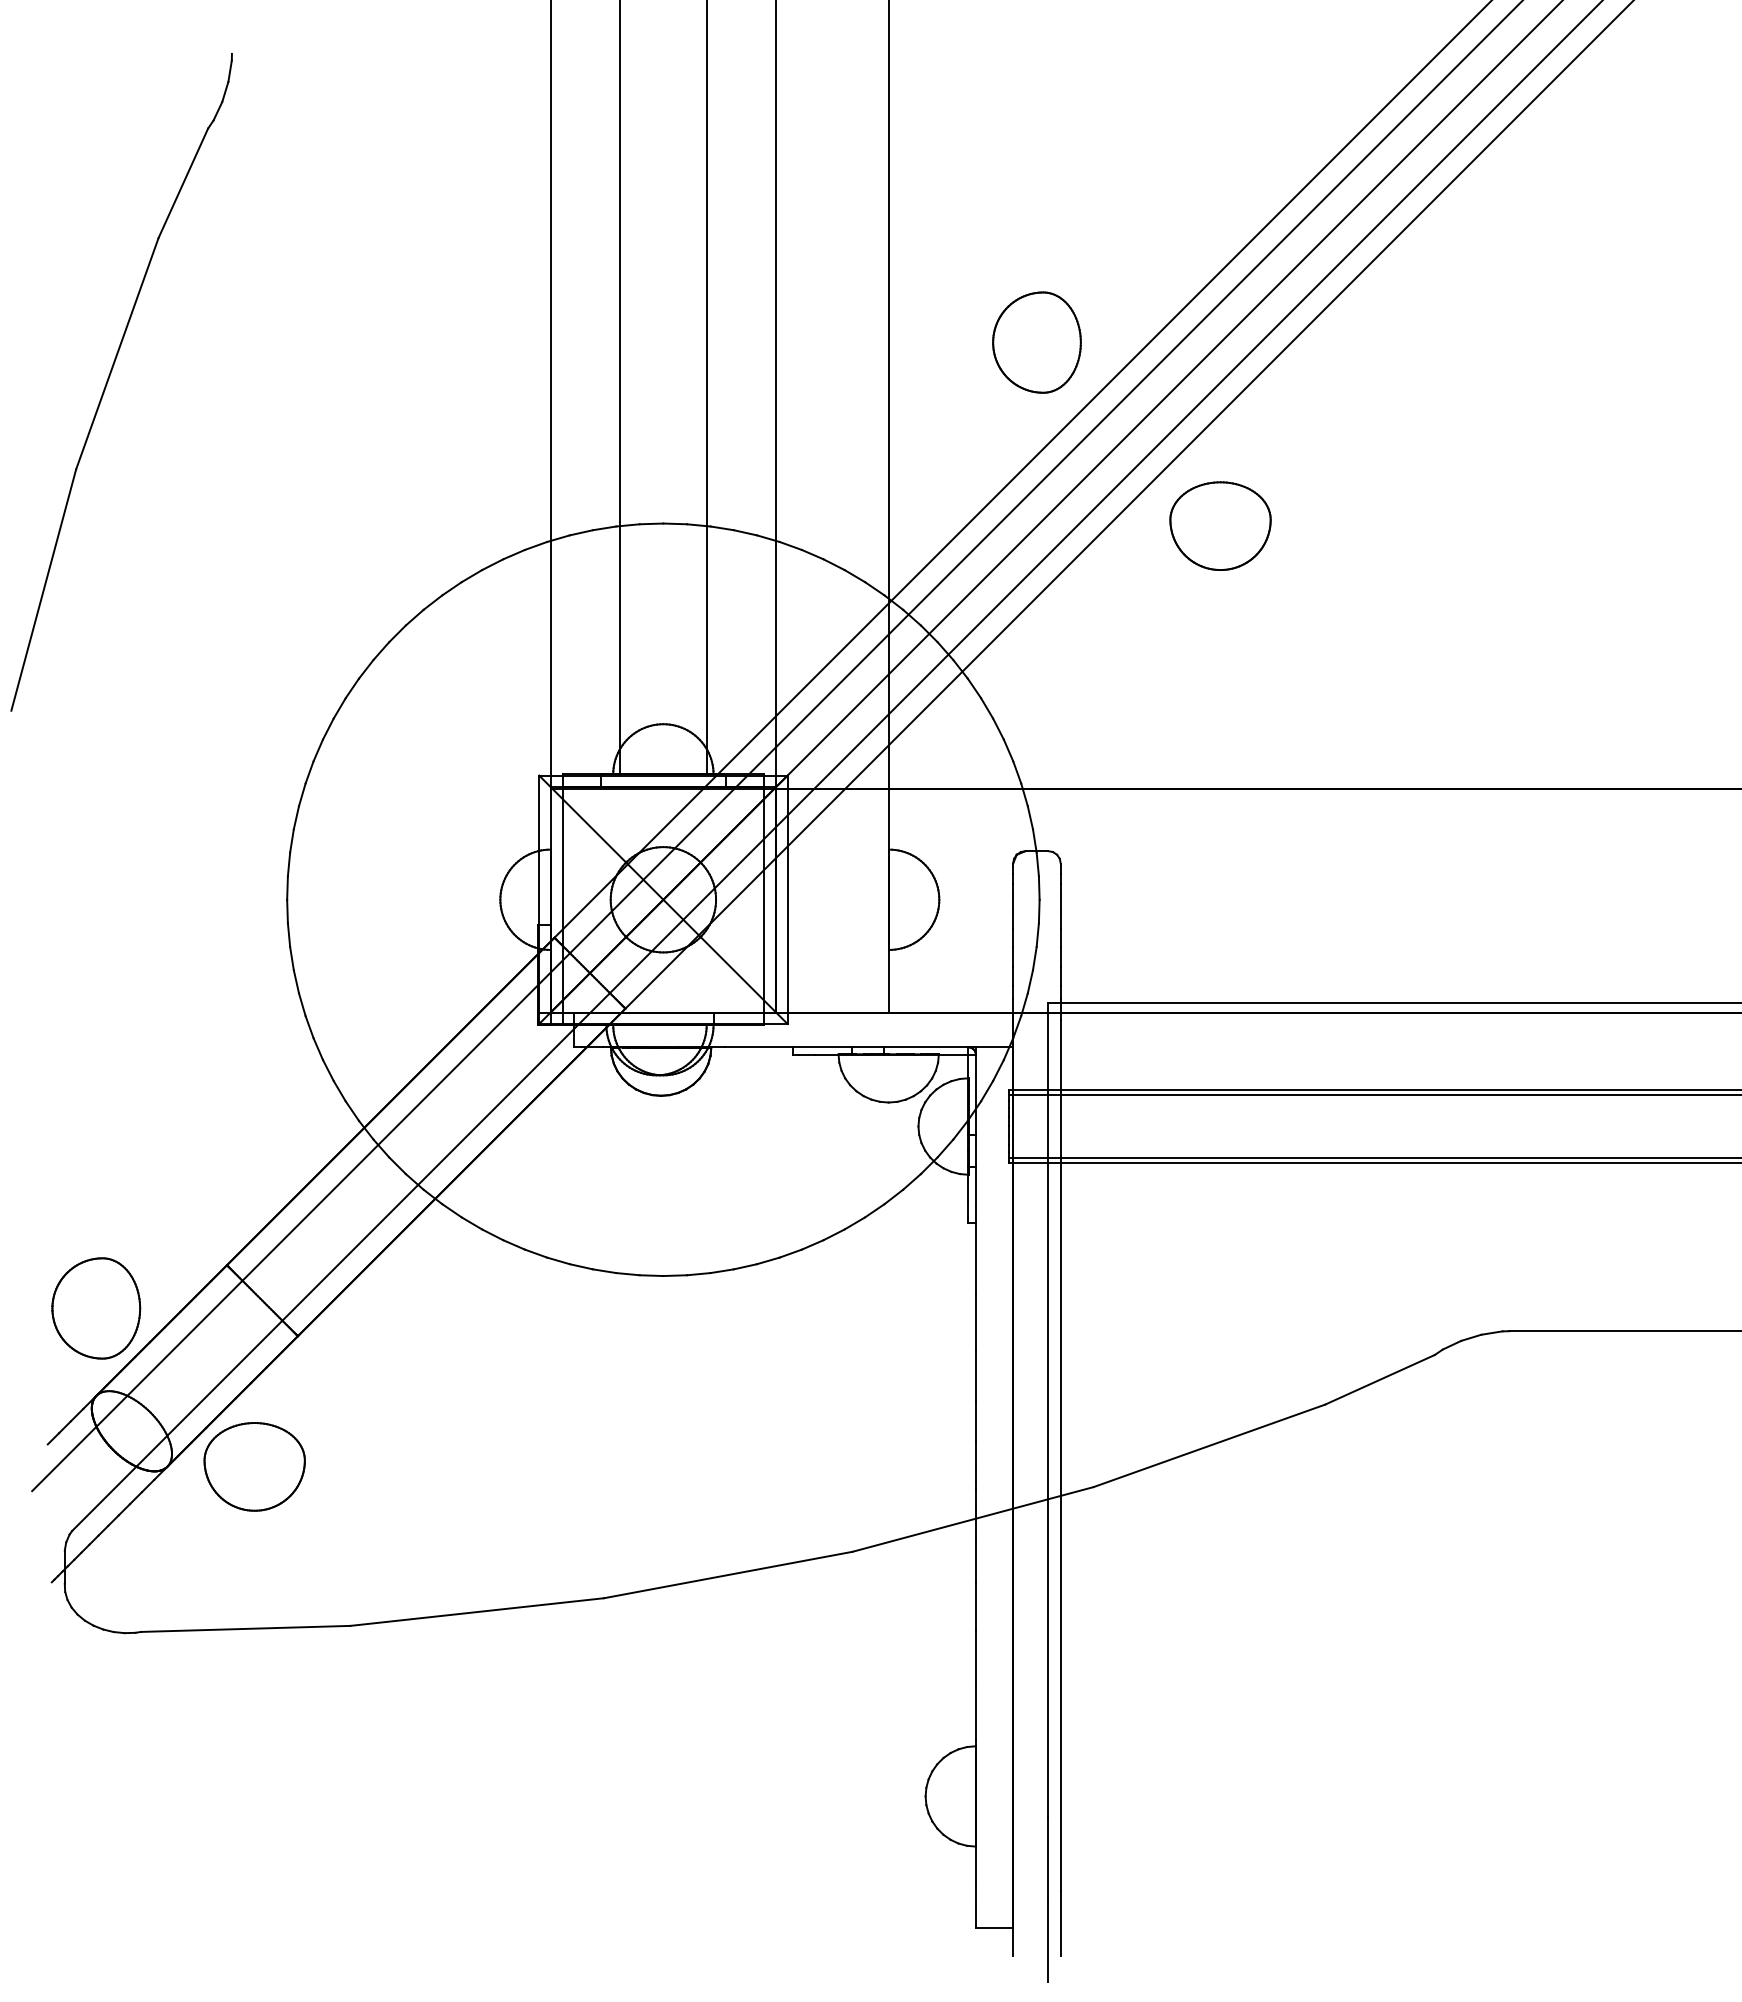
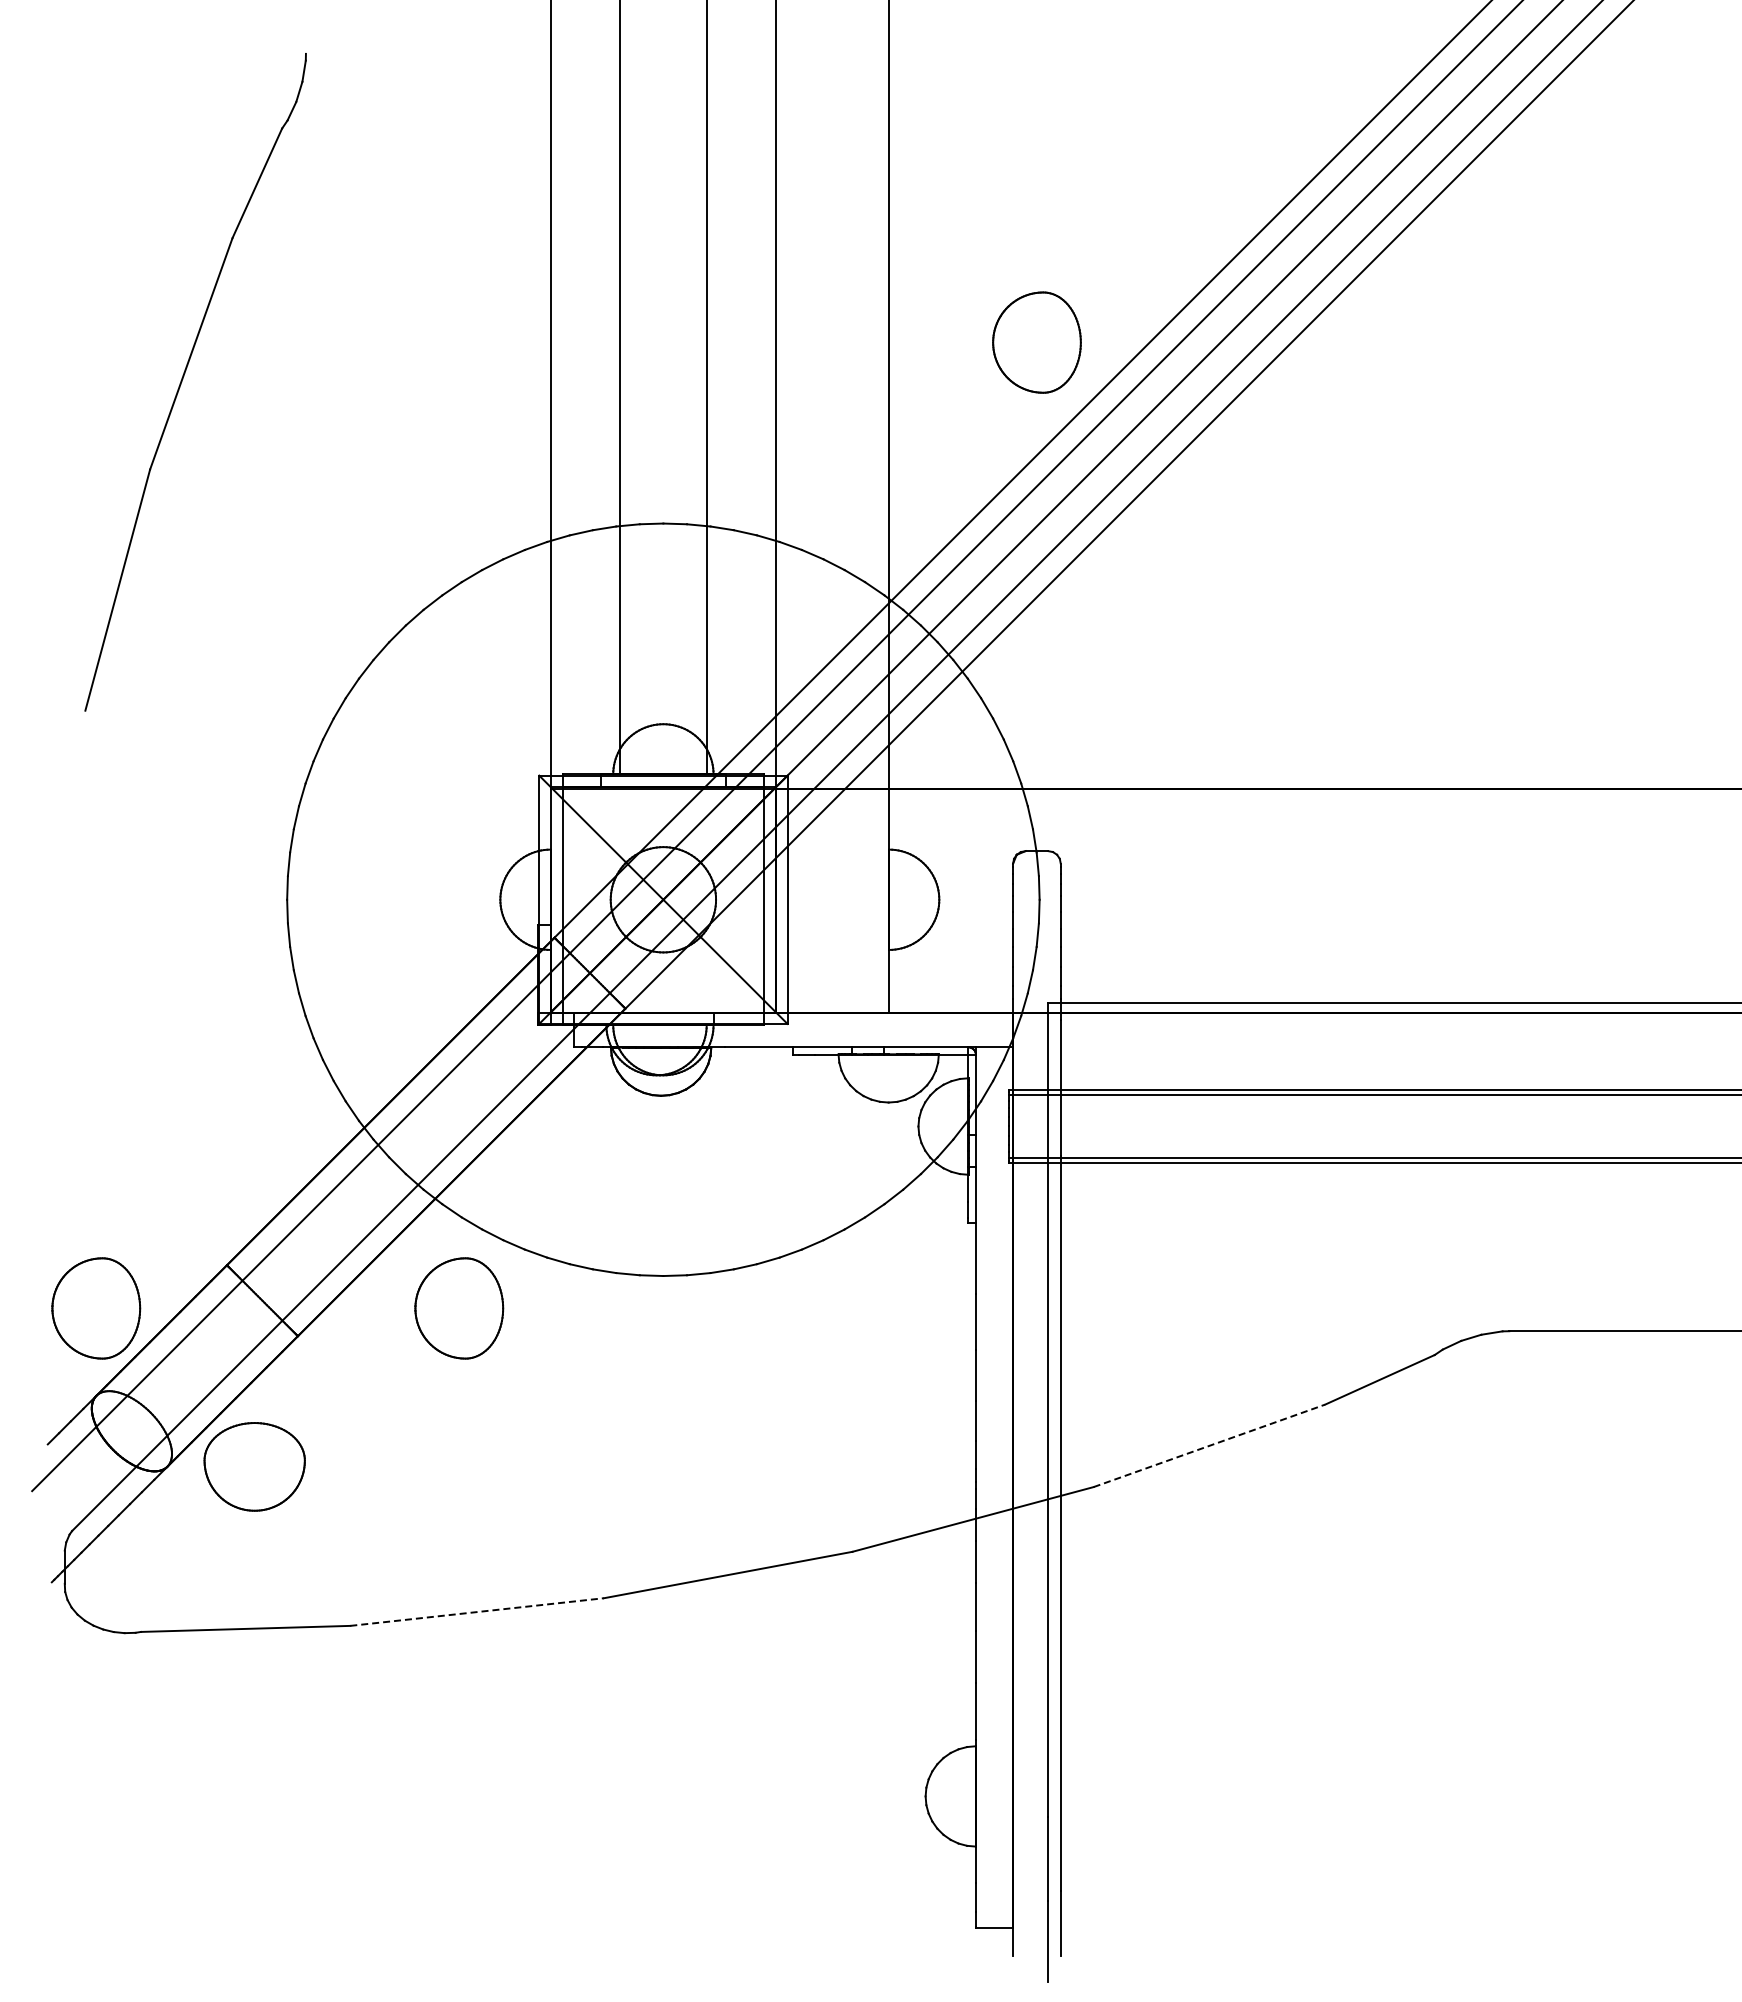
part position: (109, 379) -> (183, 379) (183, 379)
part: present -> none (1220, 525)
part: none -> present (459, 1308)
line: solid -> dashed (1209, 1445)
line: solid -> dashed (477, 1612)
